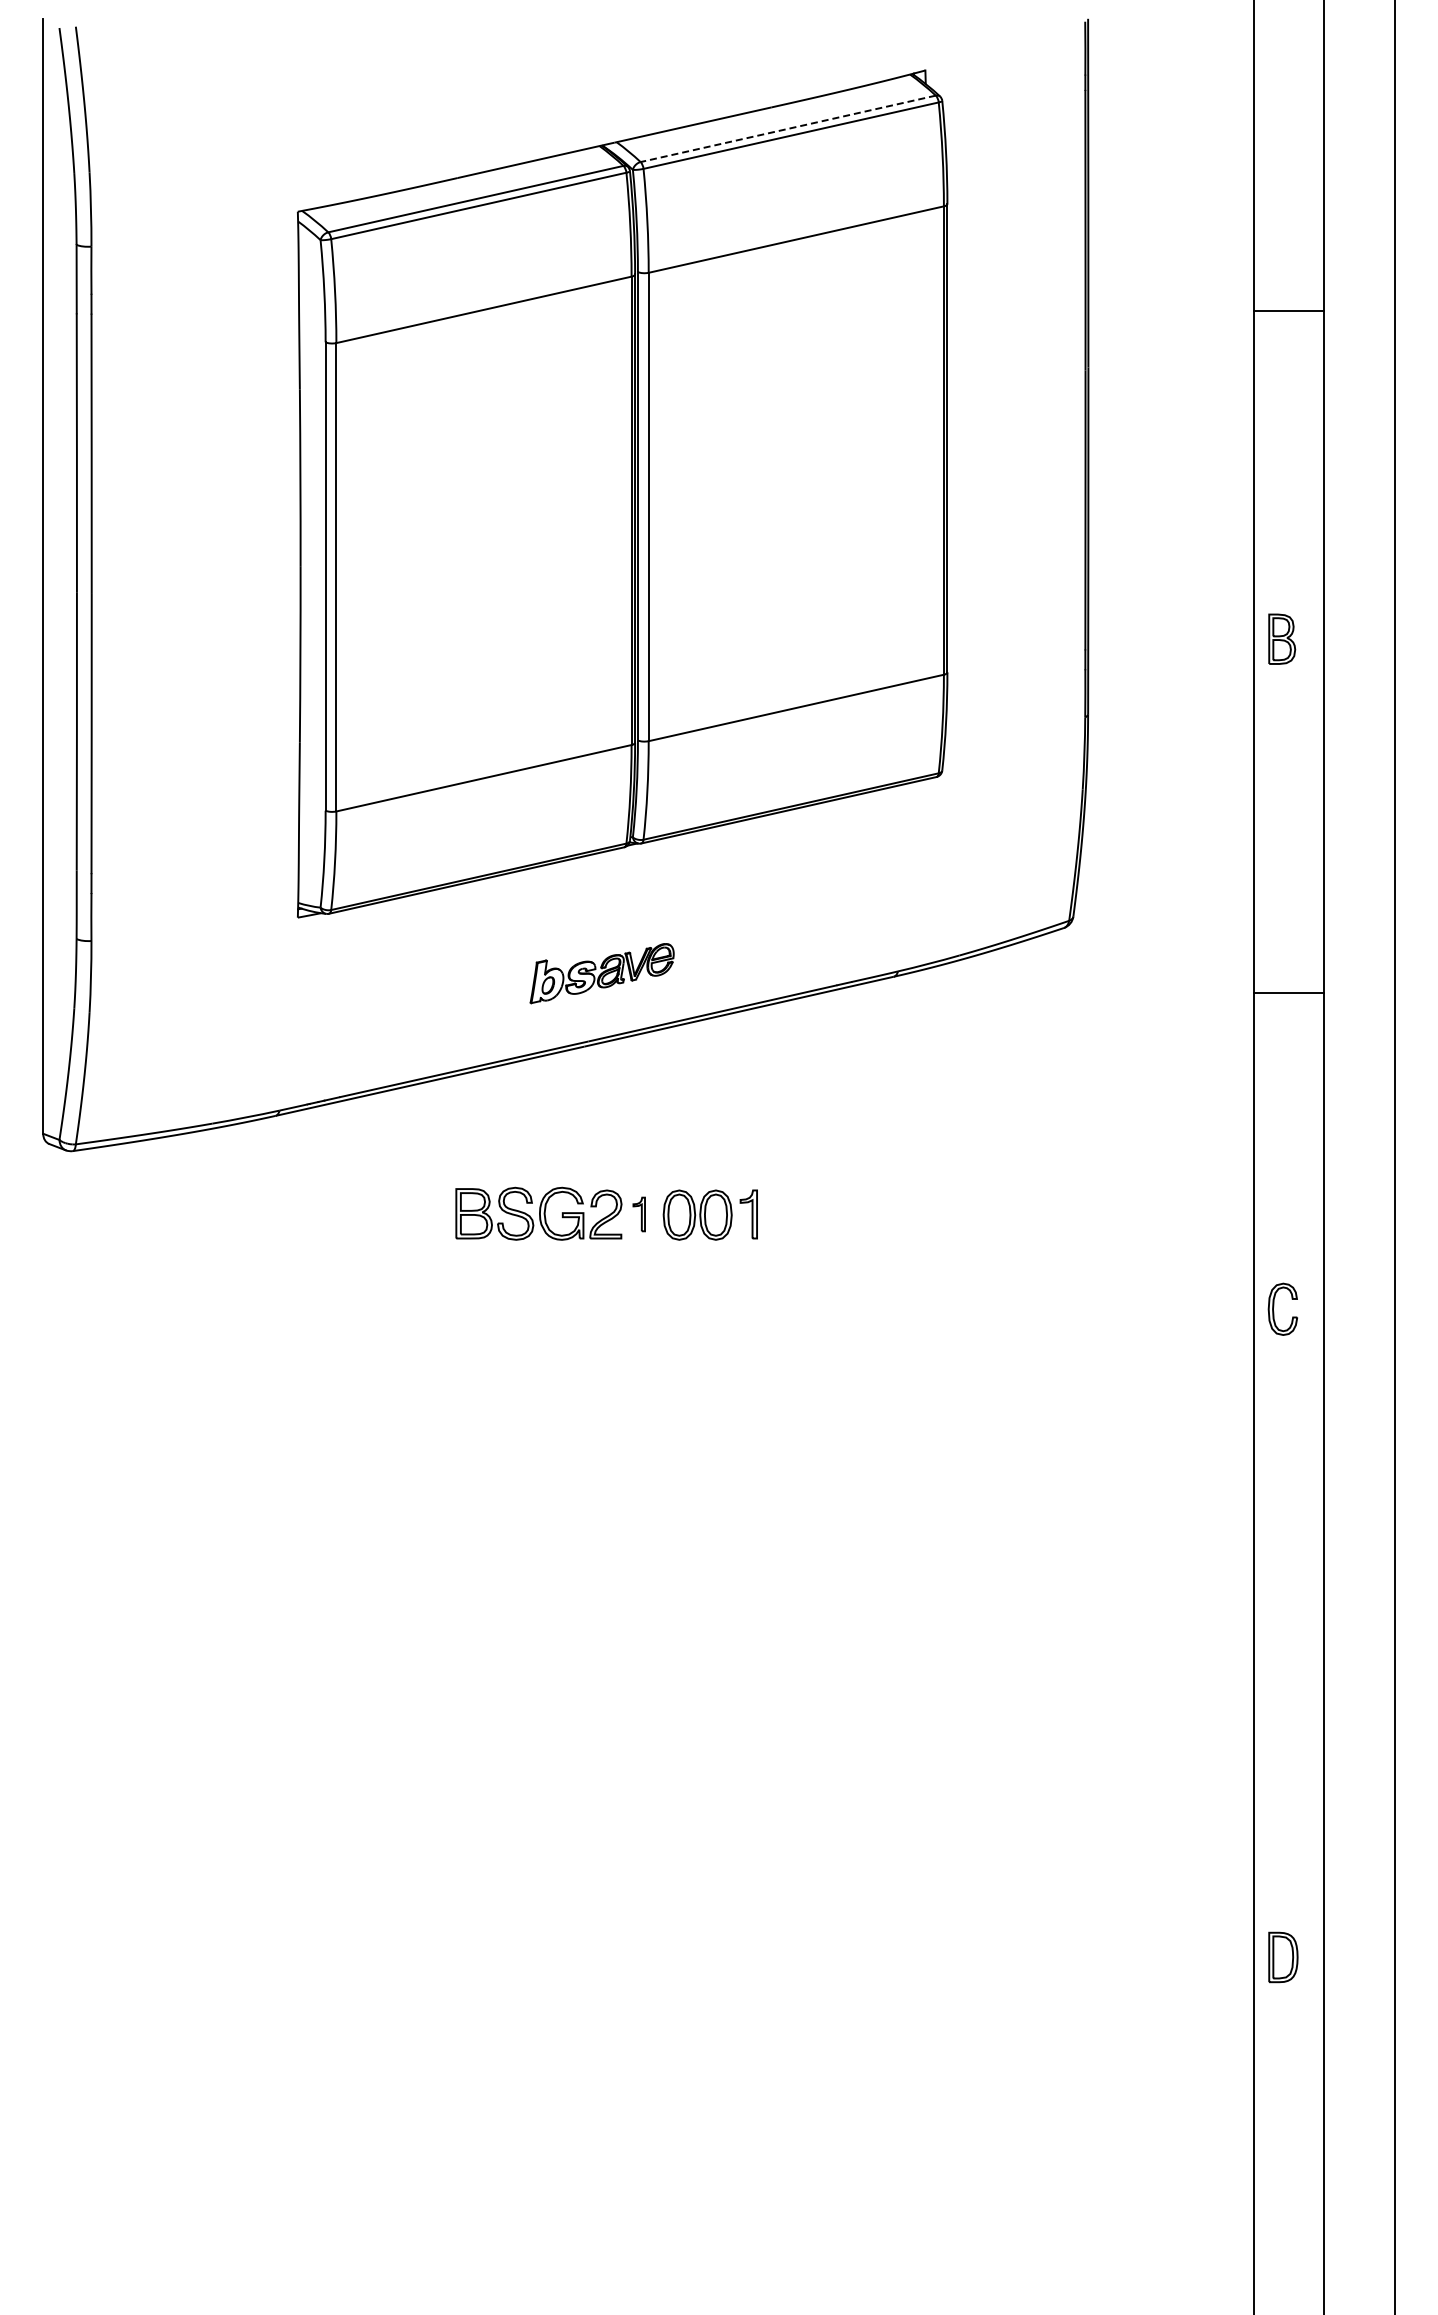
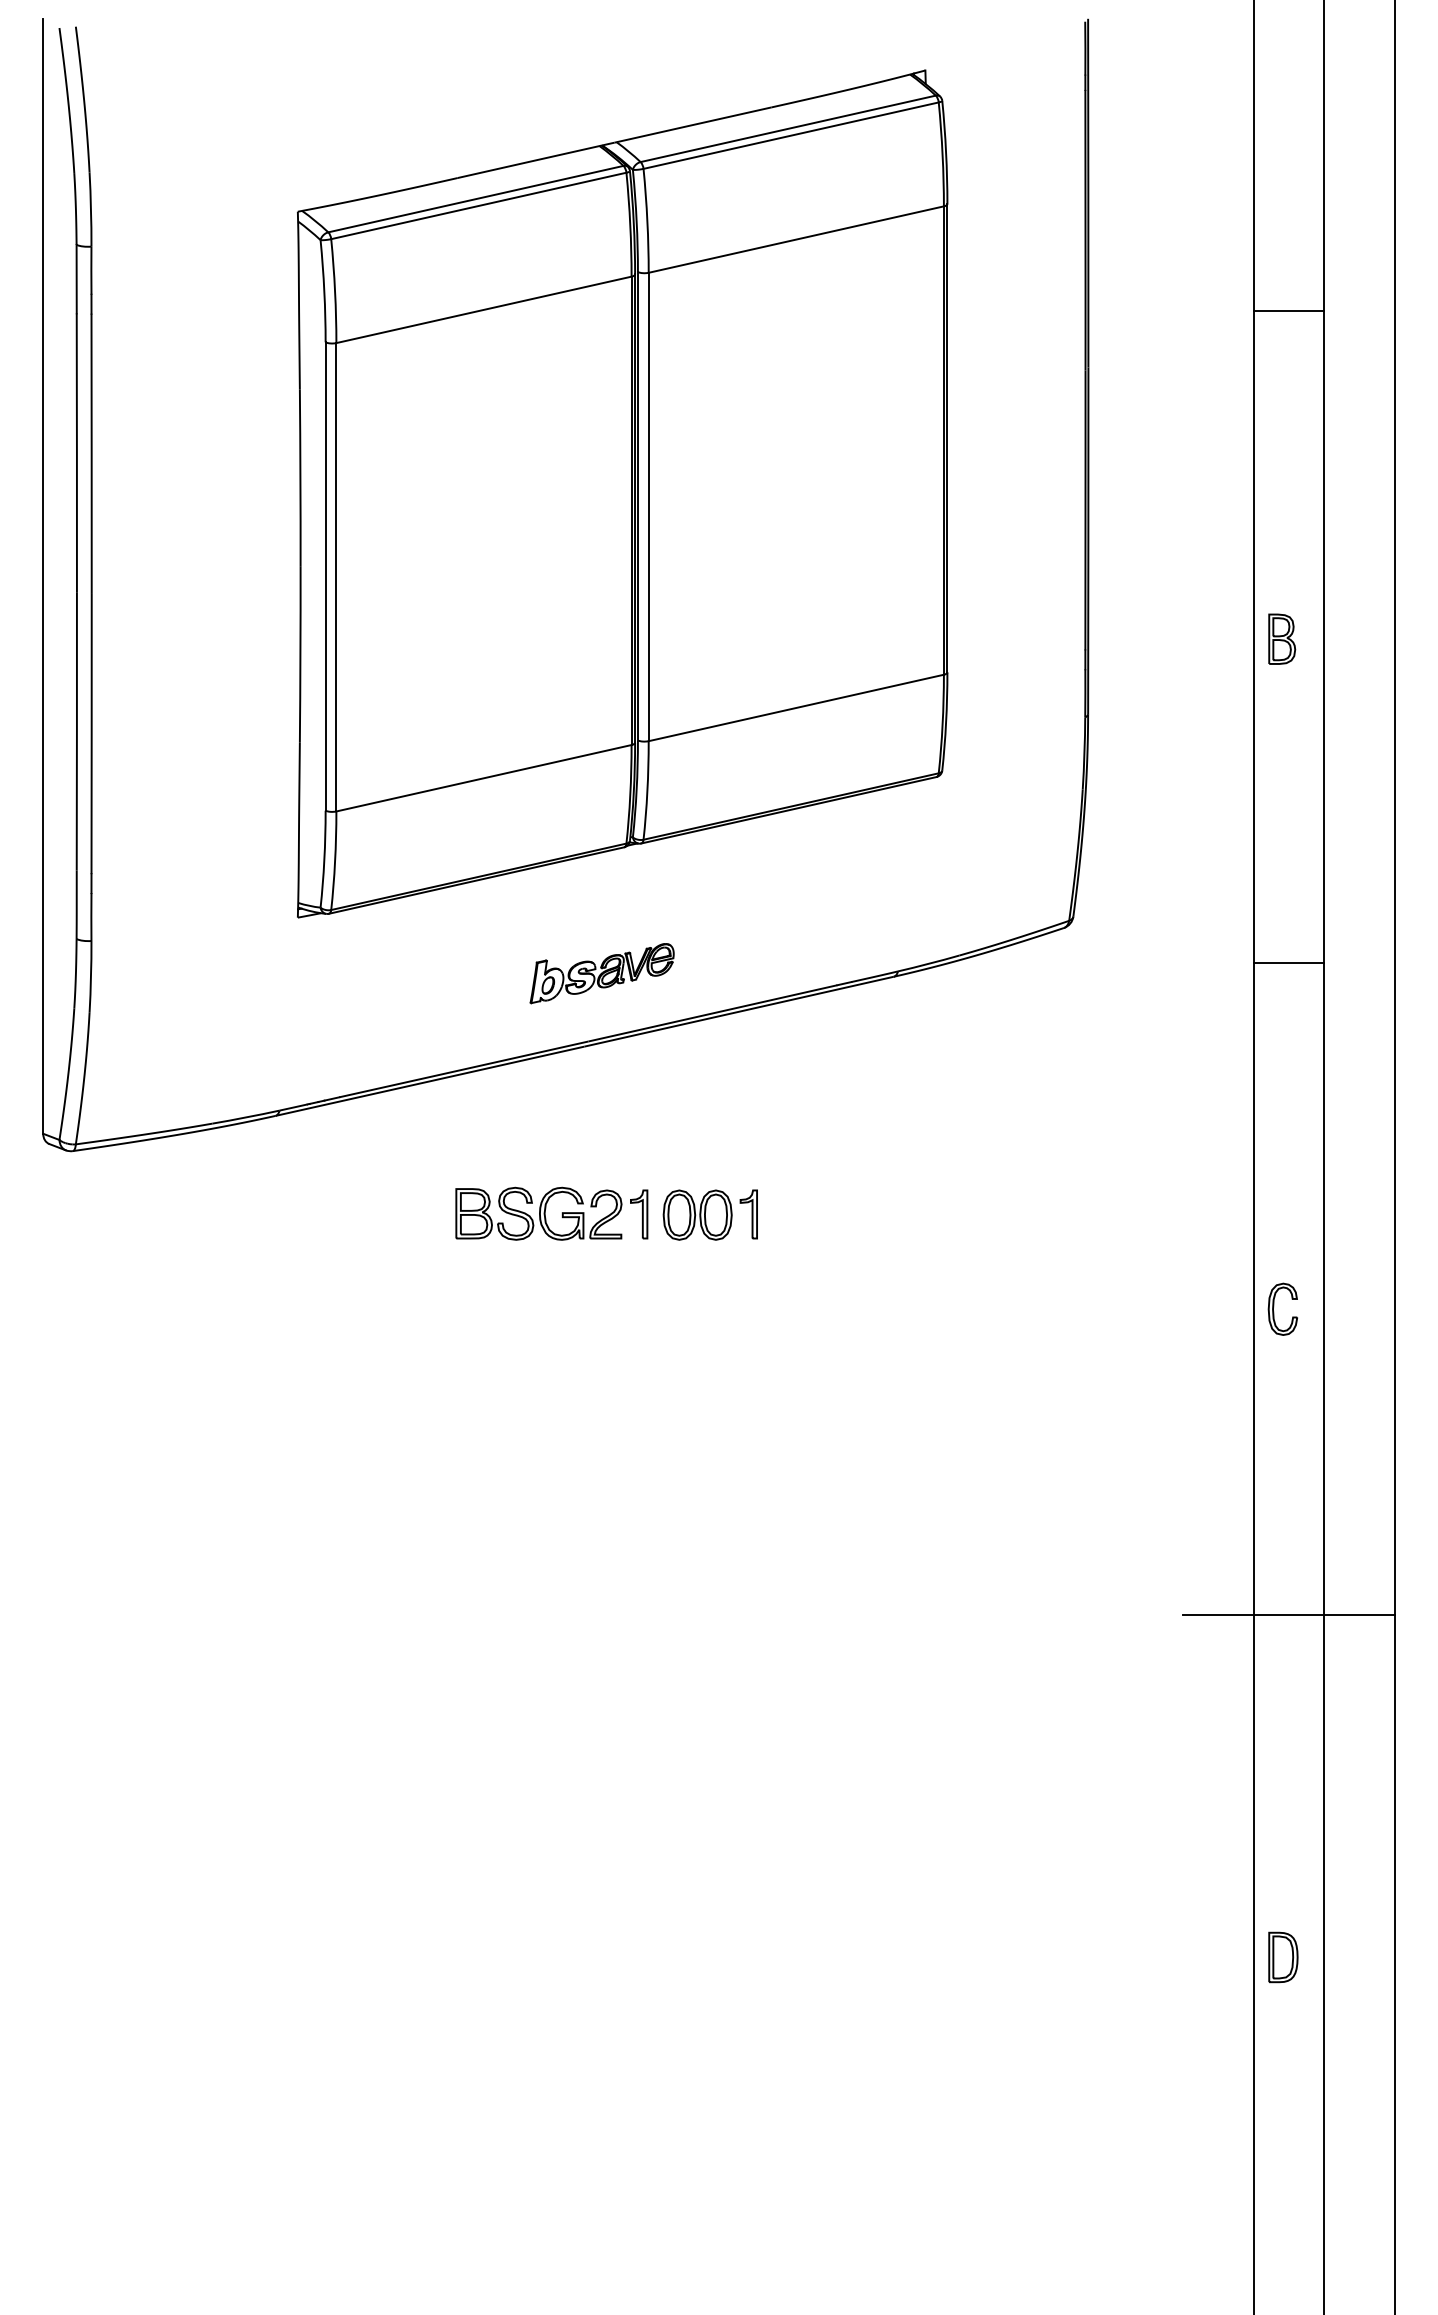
line: dashed -> solid (787, 128)
line position: (1288, 992) -> (1288, 962) (1288, 962)
part size: 14x37 px -> 19x51 px (639, 1214)
line: none -> present (1288, 1614)
